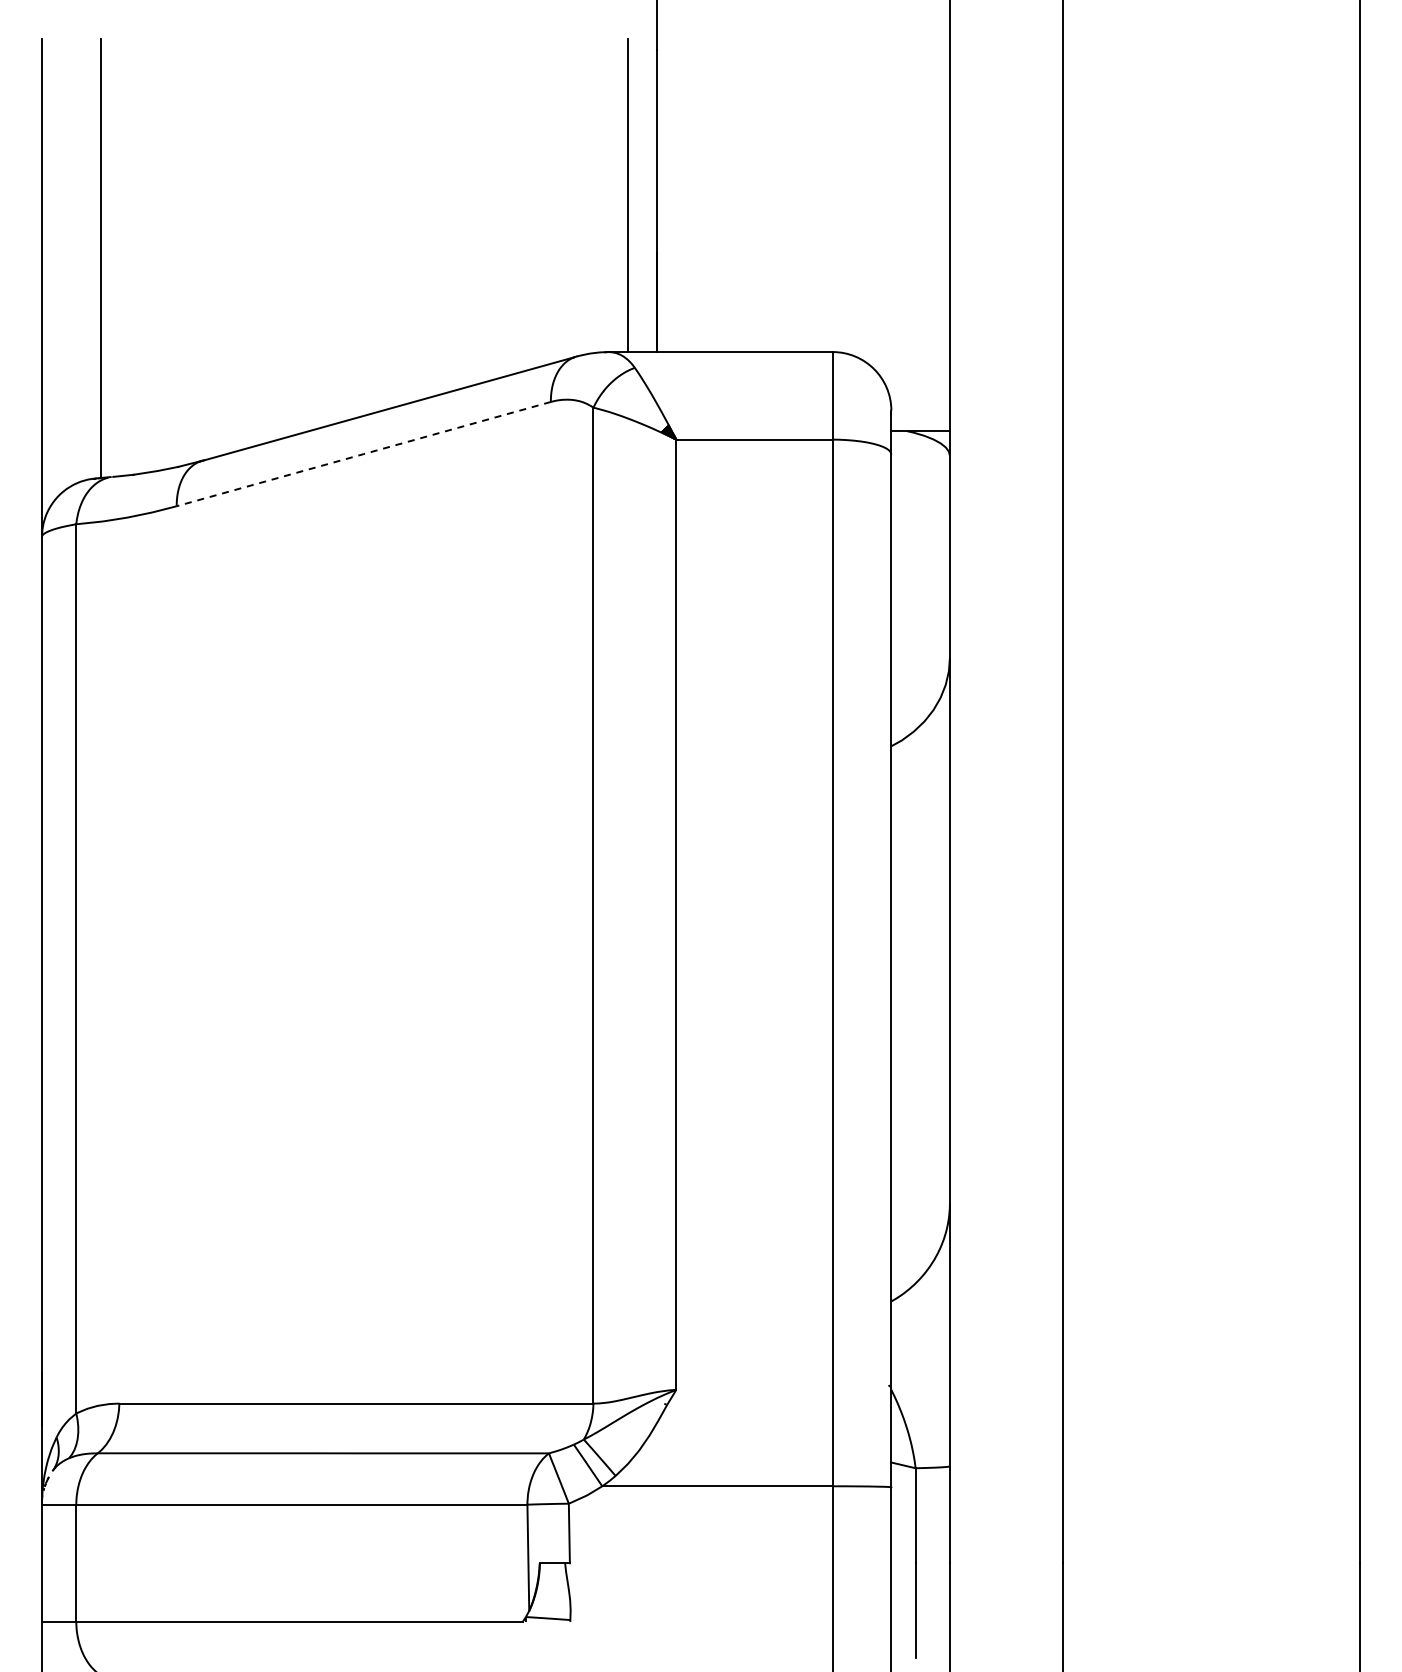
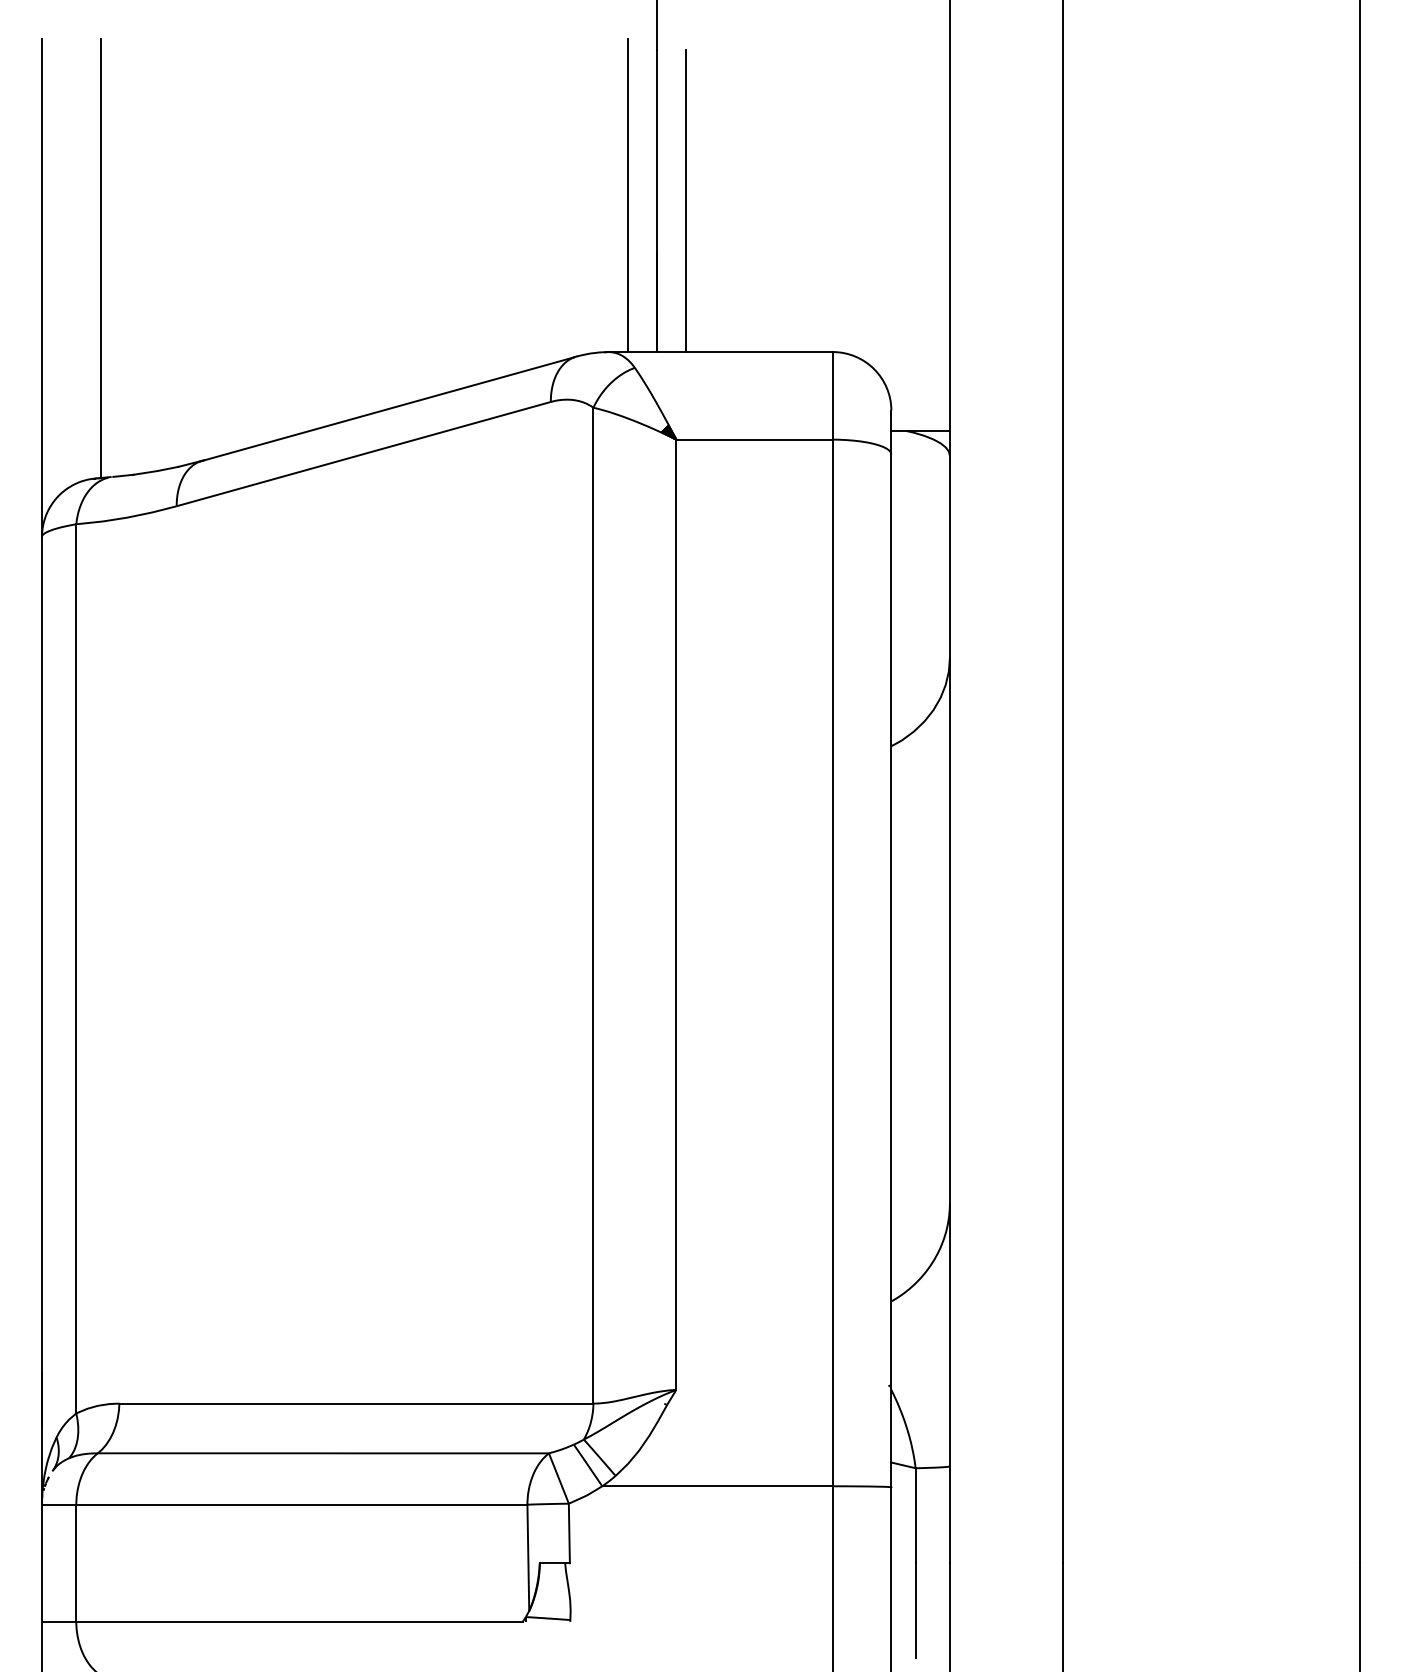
line: none -> present (686, 201)
line: dashed -> solid (363, 454)
